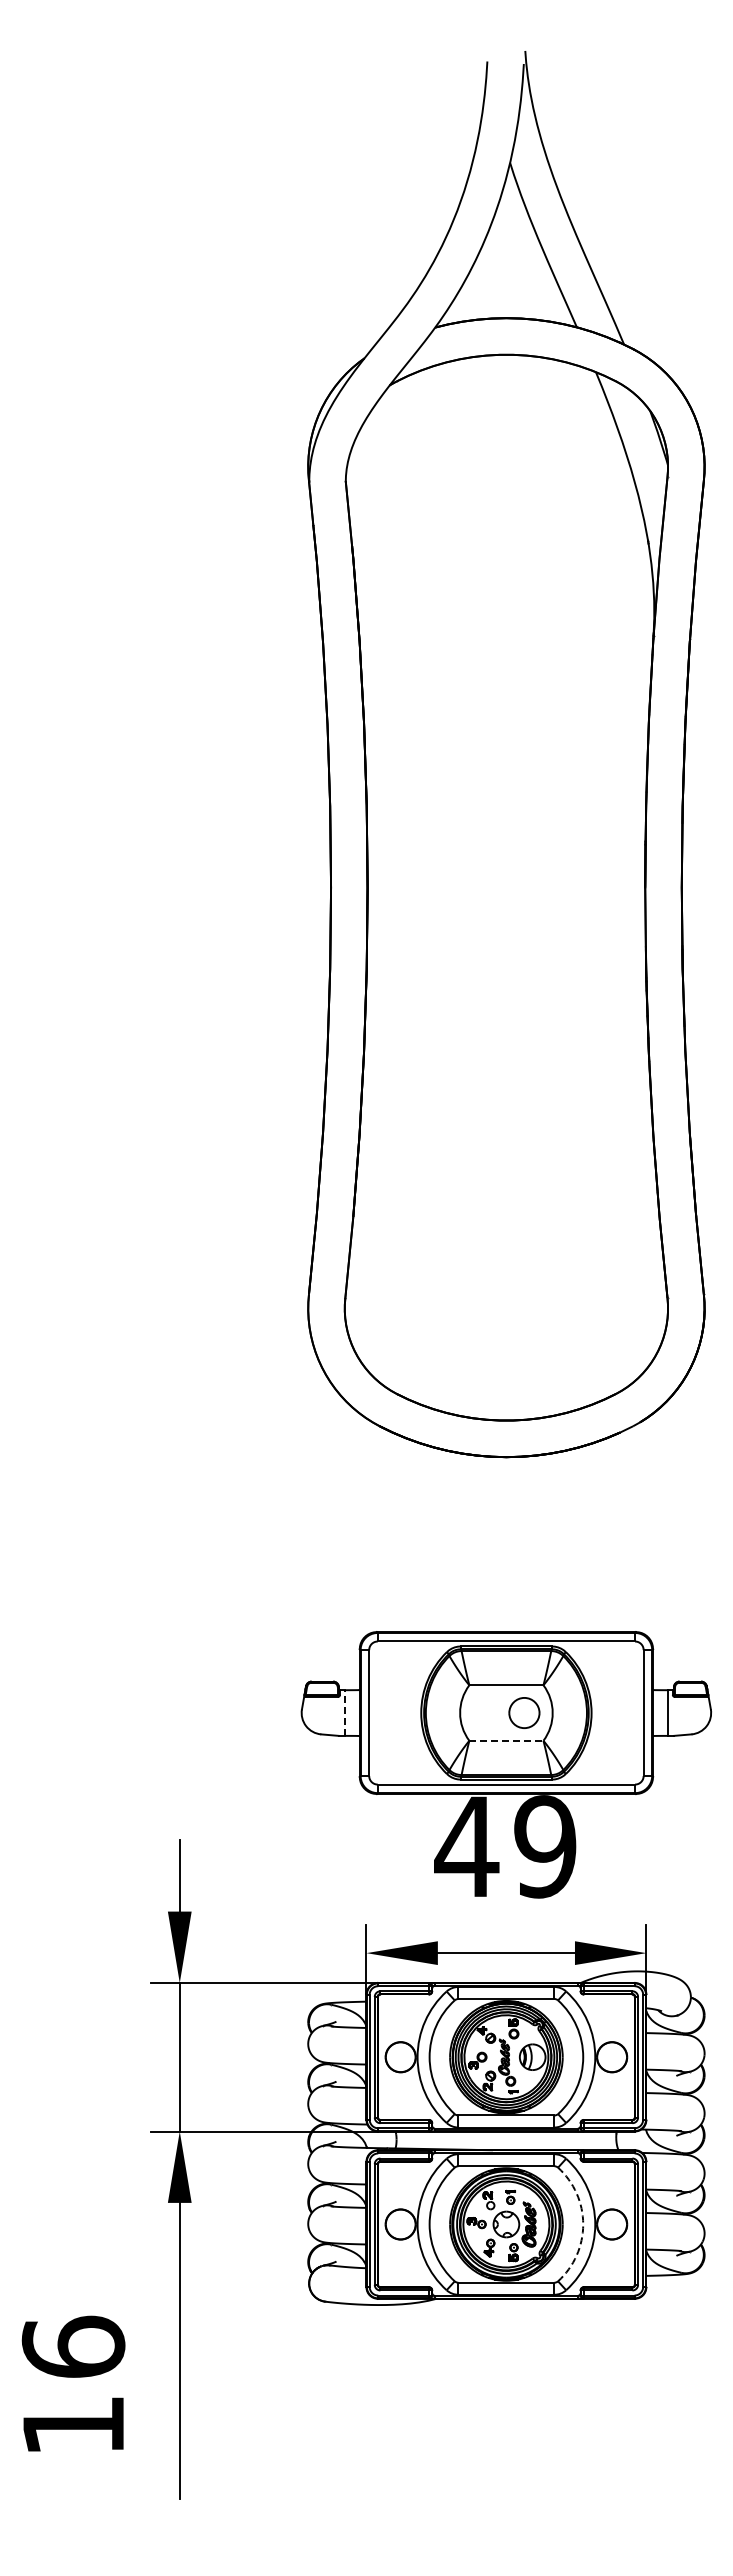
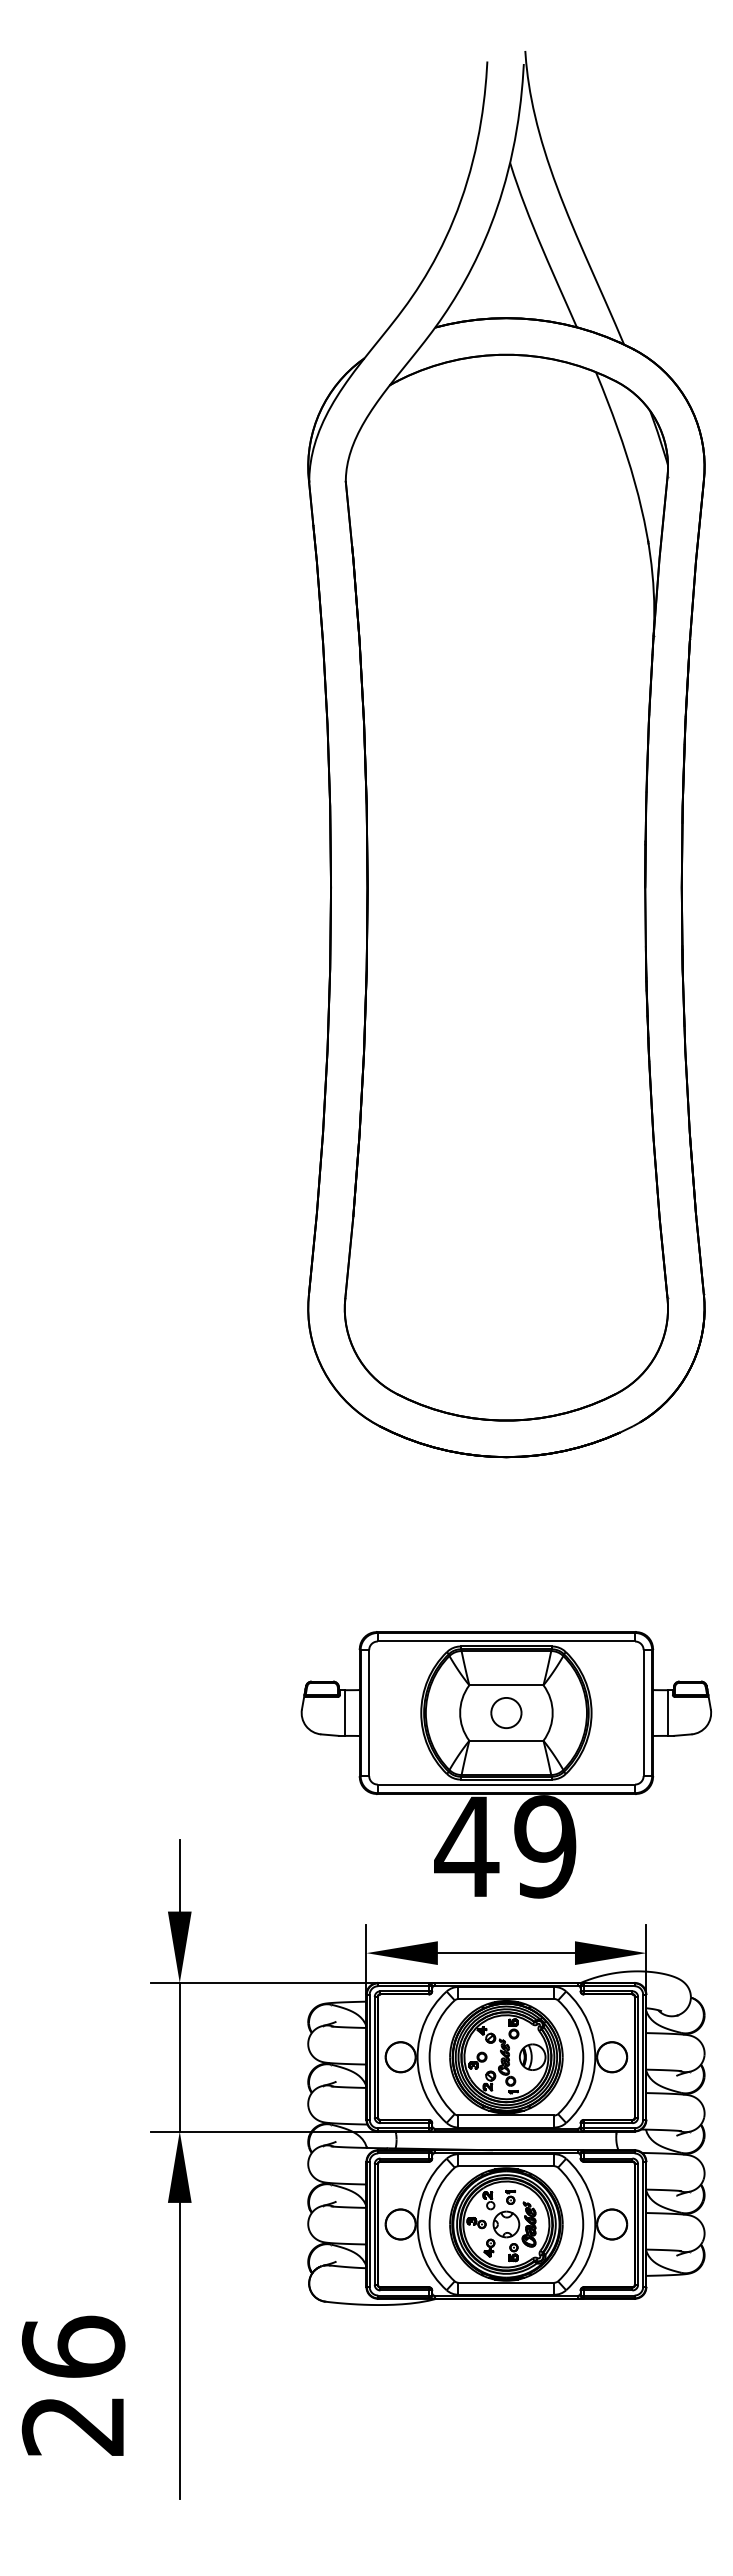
part position: (524, 1712) -> (506, 1712) (506, 1712)
line: dashed -> solid (345, 1713)
line: dashed -> solid (506, 1740)
arc: dashed -> solid (583, 2224)
text: 16 -> 26 (72, 2426)
